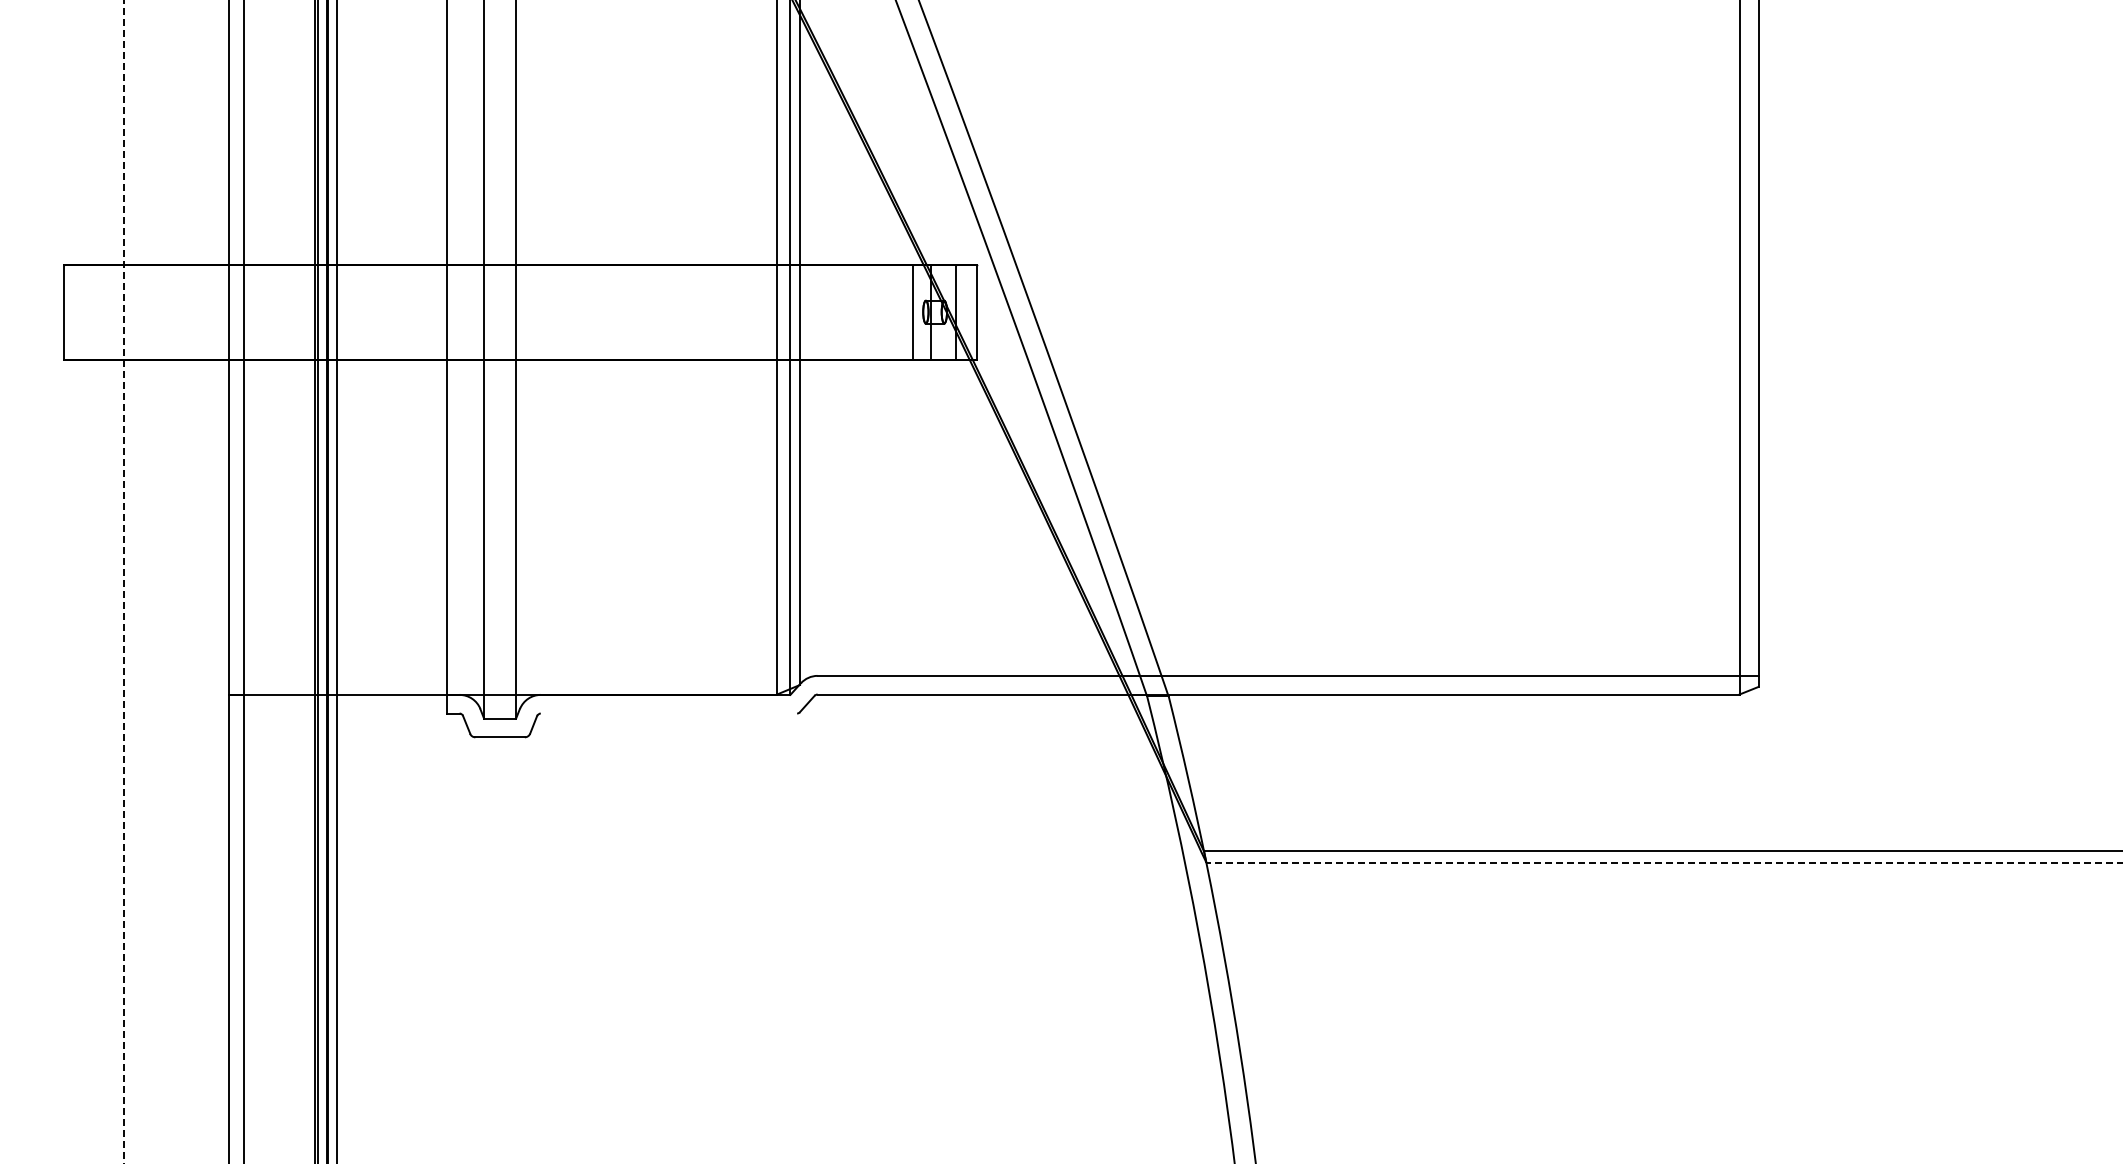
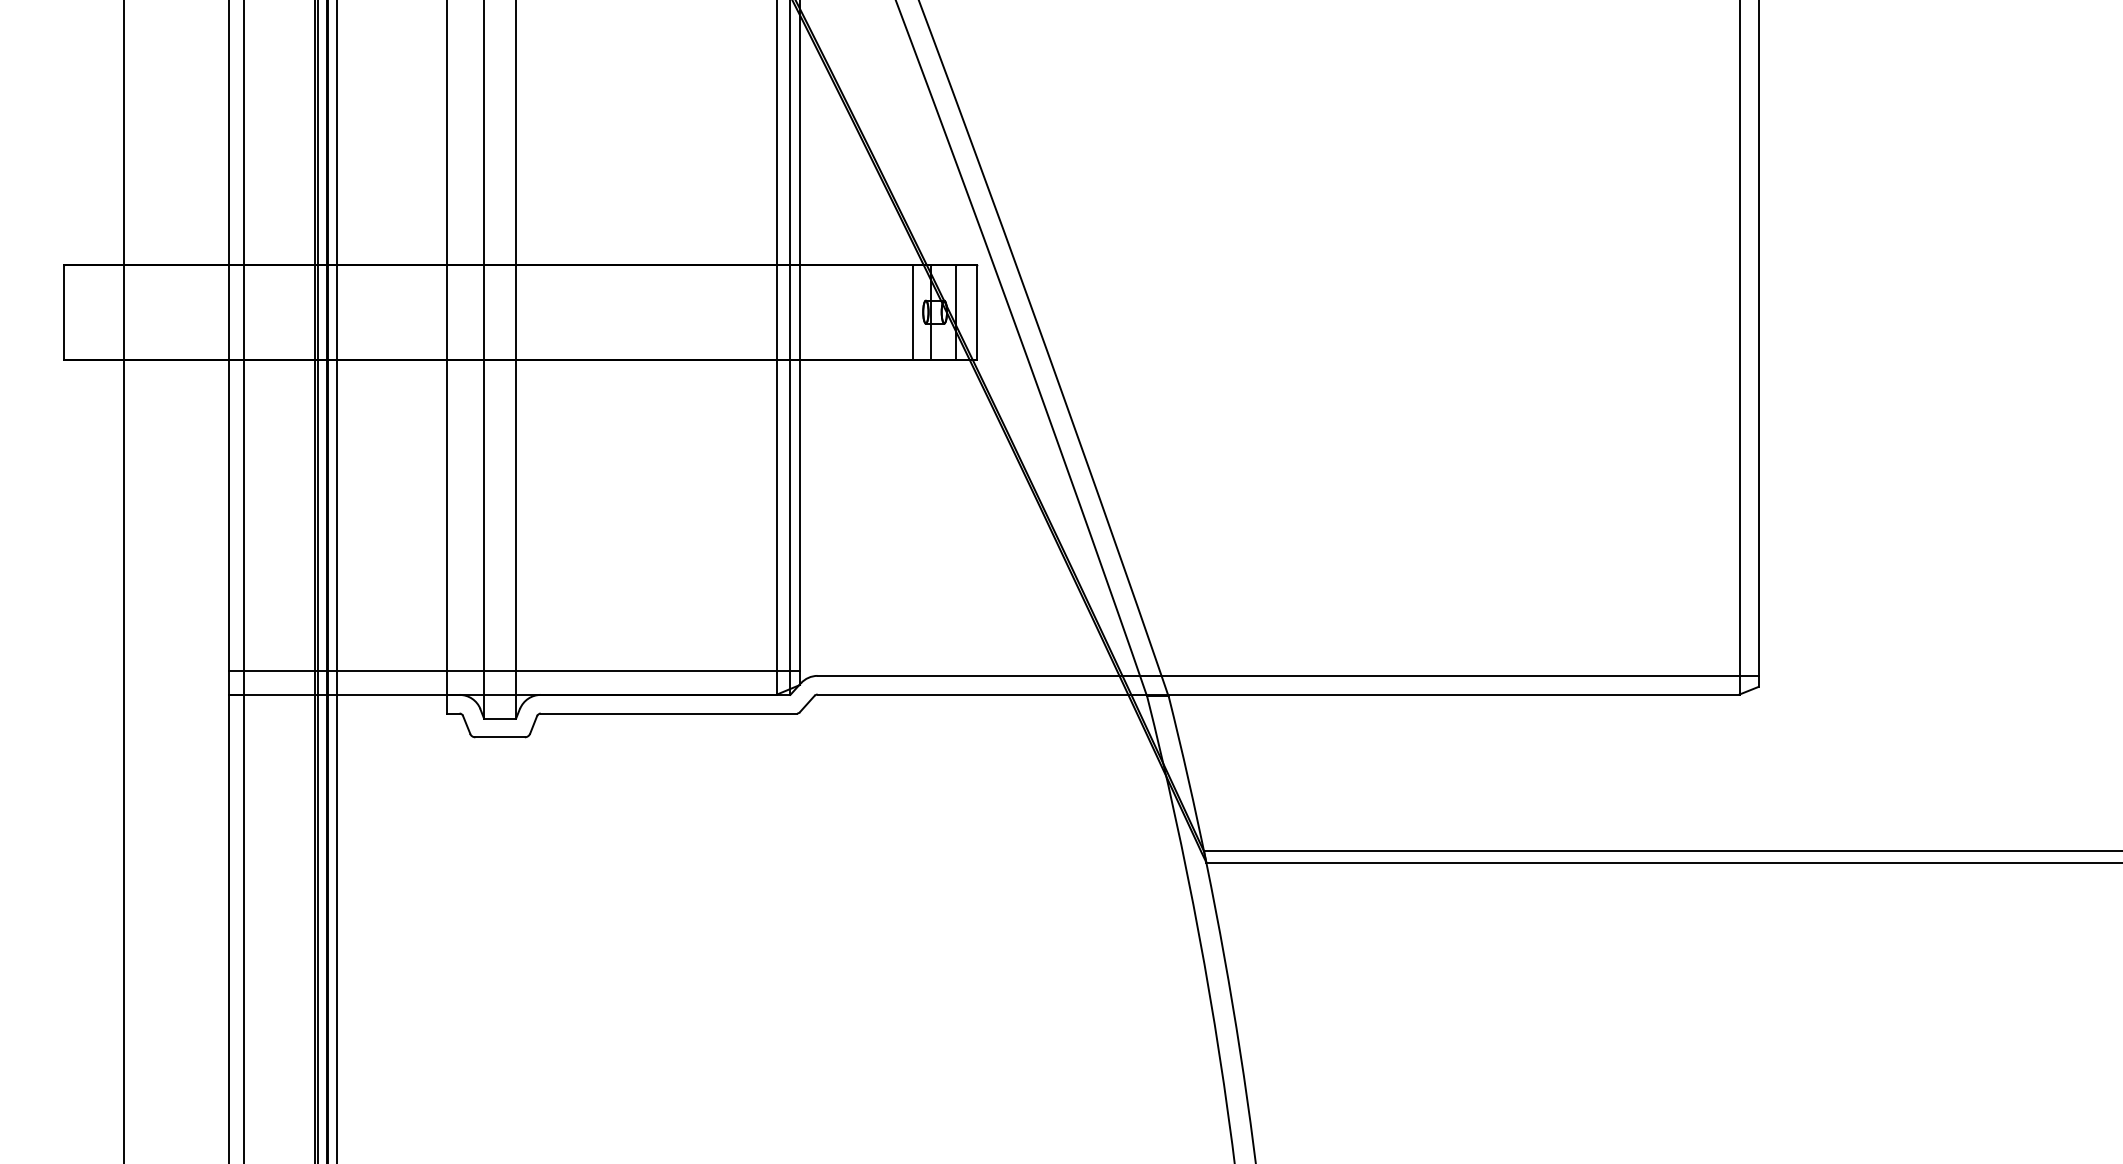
line: dashed -> solid (124, 581)
line: none -> present (514, 671)
line: none -> present (668, 713)
line: dashed -> solid (1664, 862)
